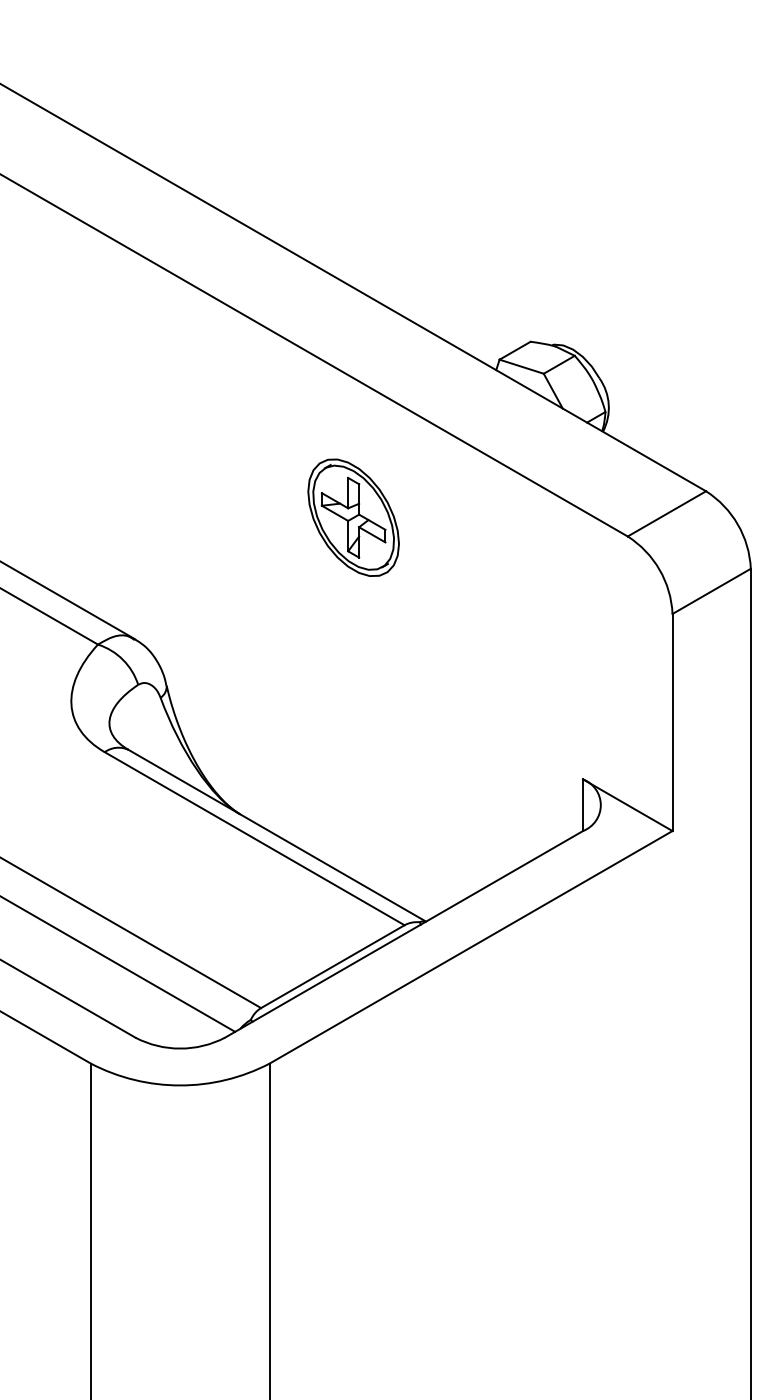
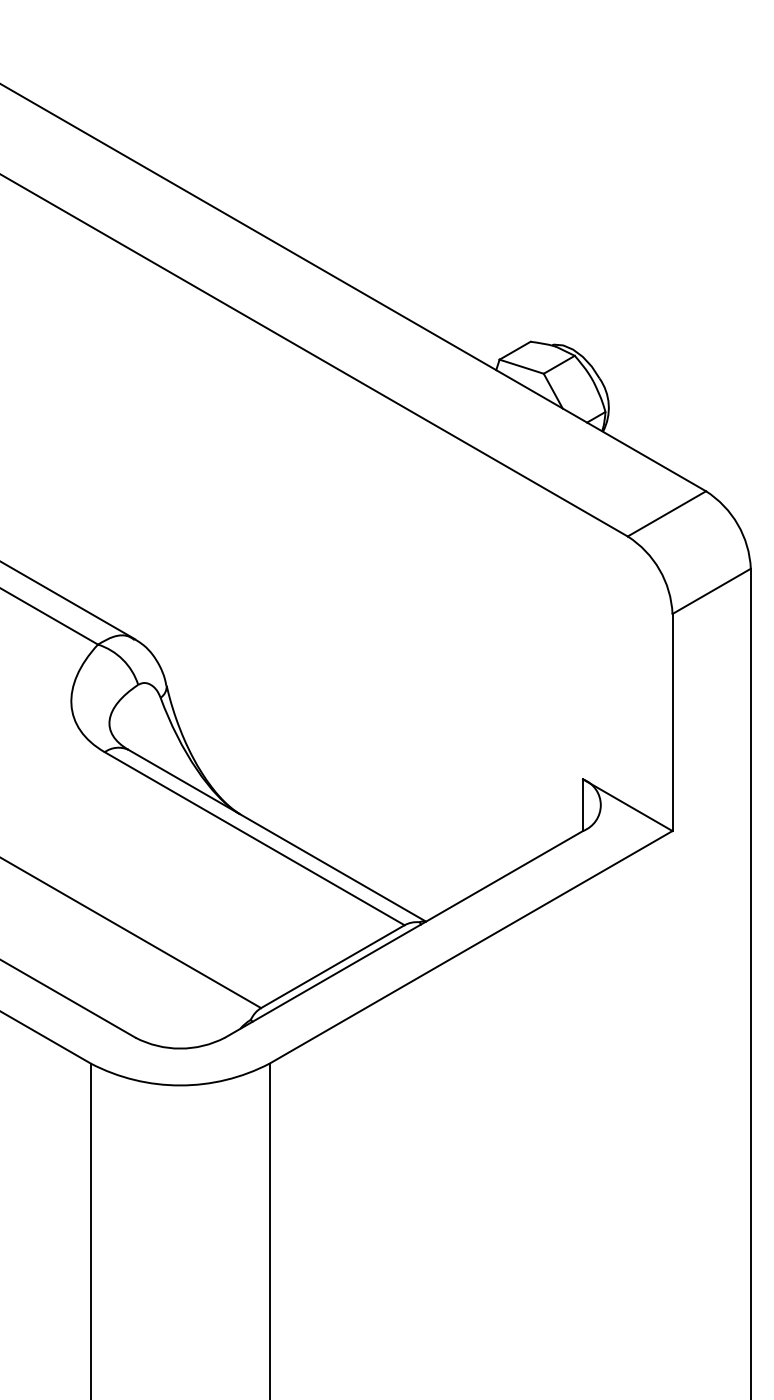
part: present -> none (353, 517)
line: present -> none (118, 964)
